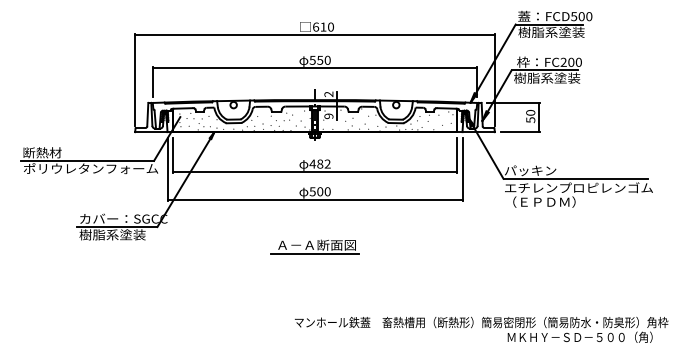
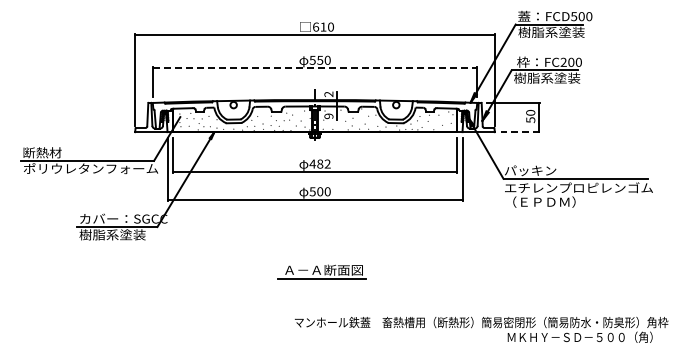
line: solid -> dashed (315, 68)
line: solid -> dashed (519, 132)
part position: (314, 246) -> (321, 271) (321, 271)
